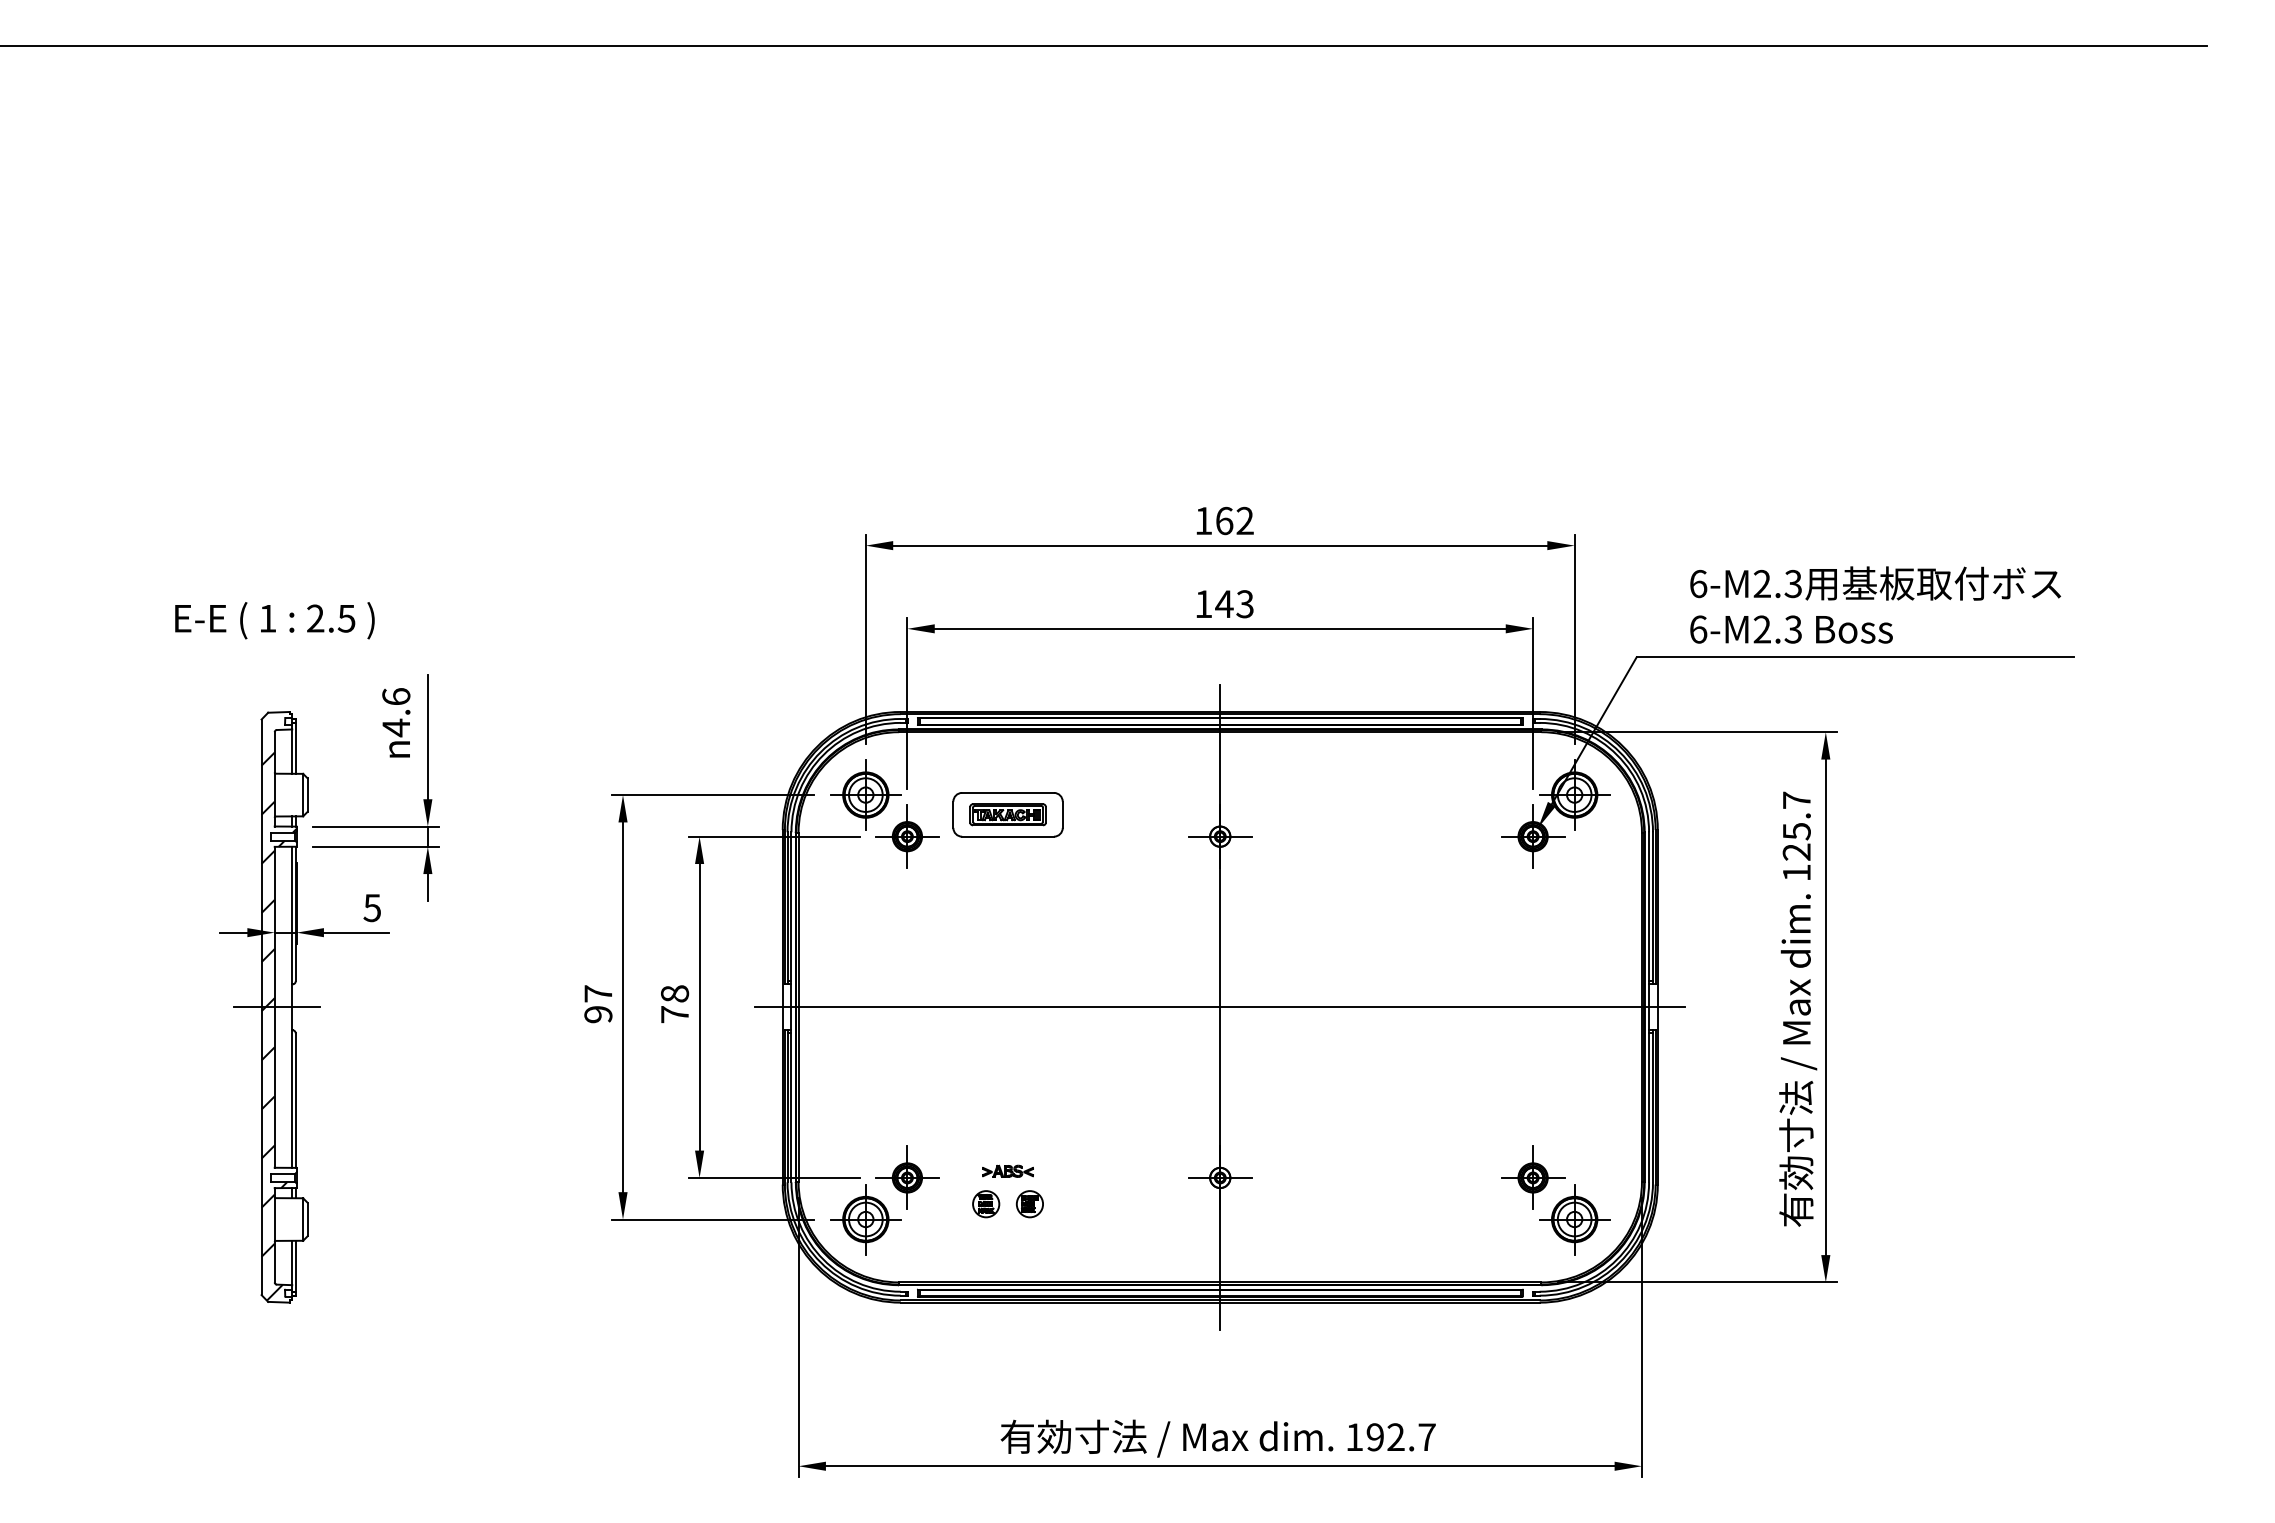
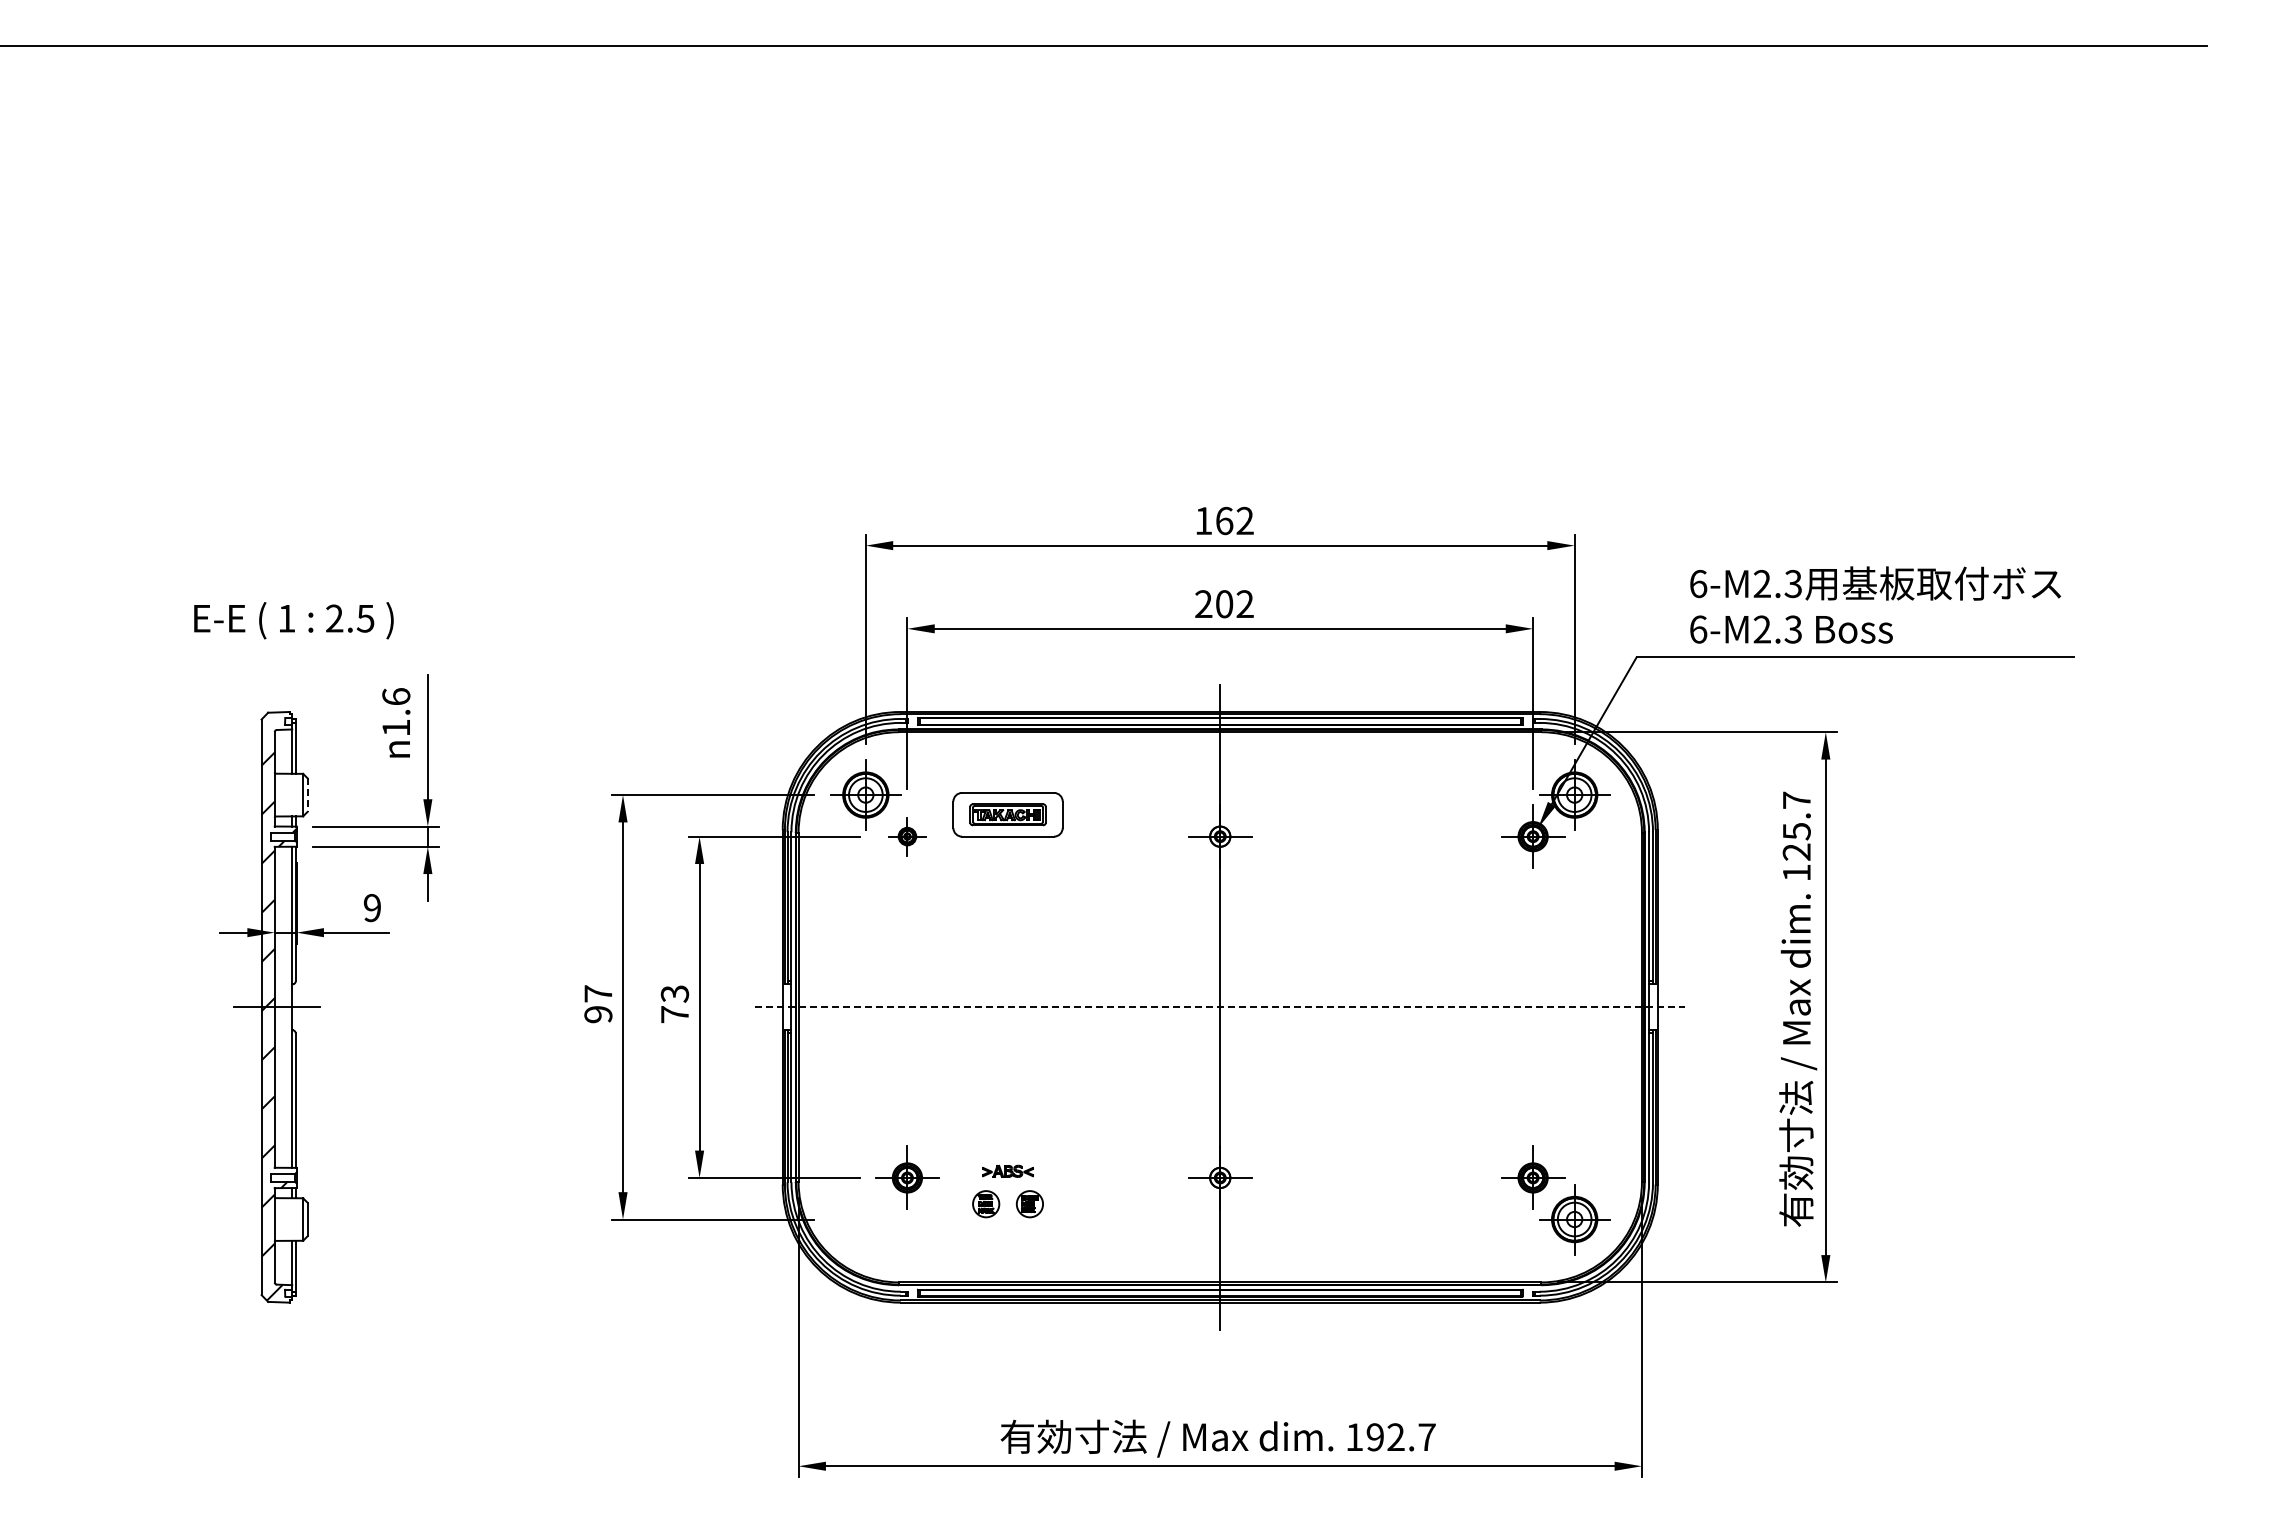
text: 143 -> 202 (1224, 604)
text position: (274, 620) -> (293, 620) (293, 620)
text: n4.6 -> n1.6 (395, 727)
line: solid -> dashed (307, 795)
part size: 65x65 px -> 39x40 px (907, 836)
text: 5 -> 9 (371, 908)
text: 78 -> 73 (674, 993)
line: solid -> dashed (1220, 1007)
part: present -> none (865, 1219)
